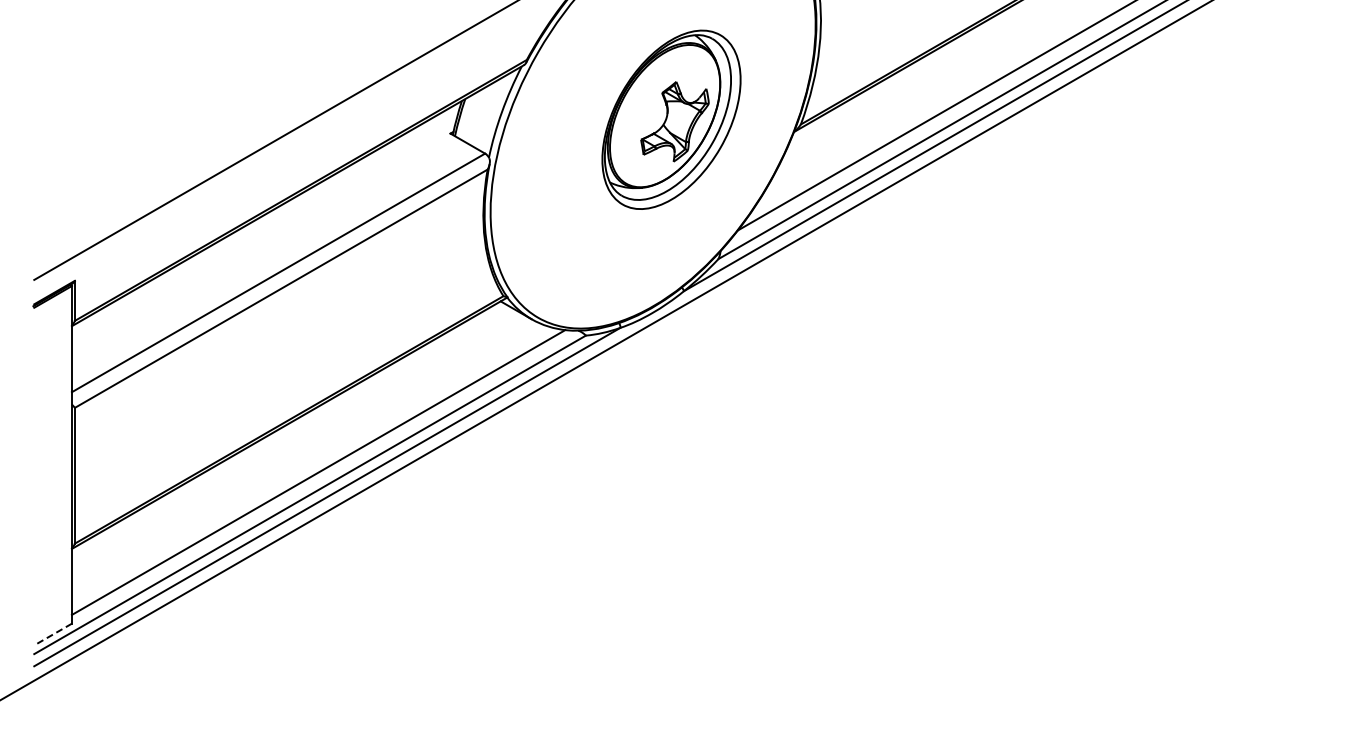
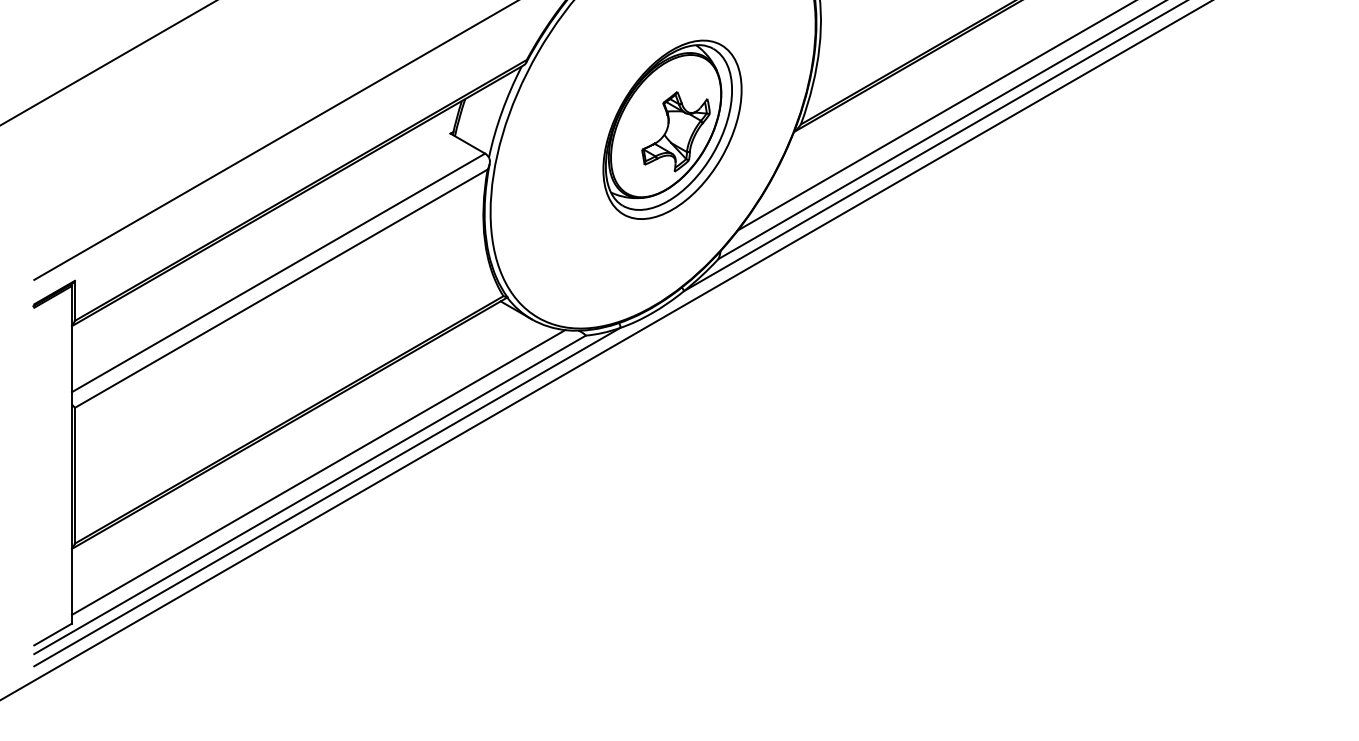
line: none -> present (107, 63)
part position: (671, 119) -> (672, 129) (672, 129)
line: dashed -> solid (53, 634)
